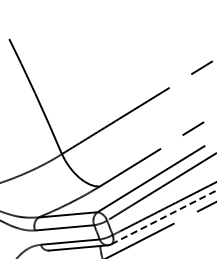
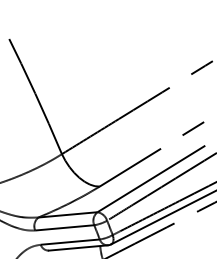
line: dashed -> solid (163, 217)
